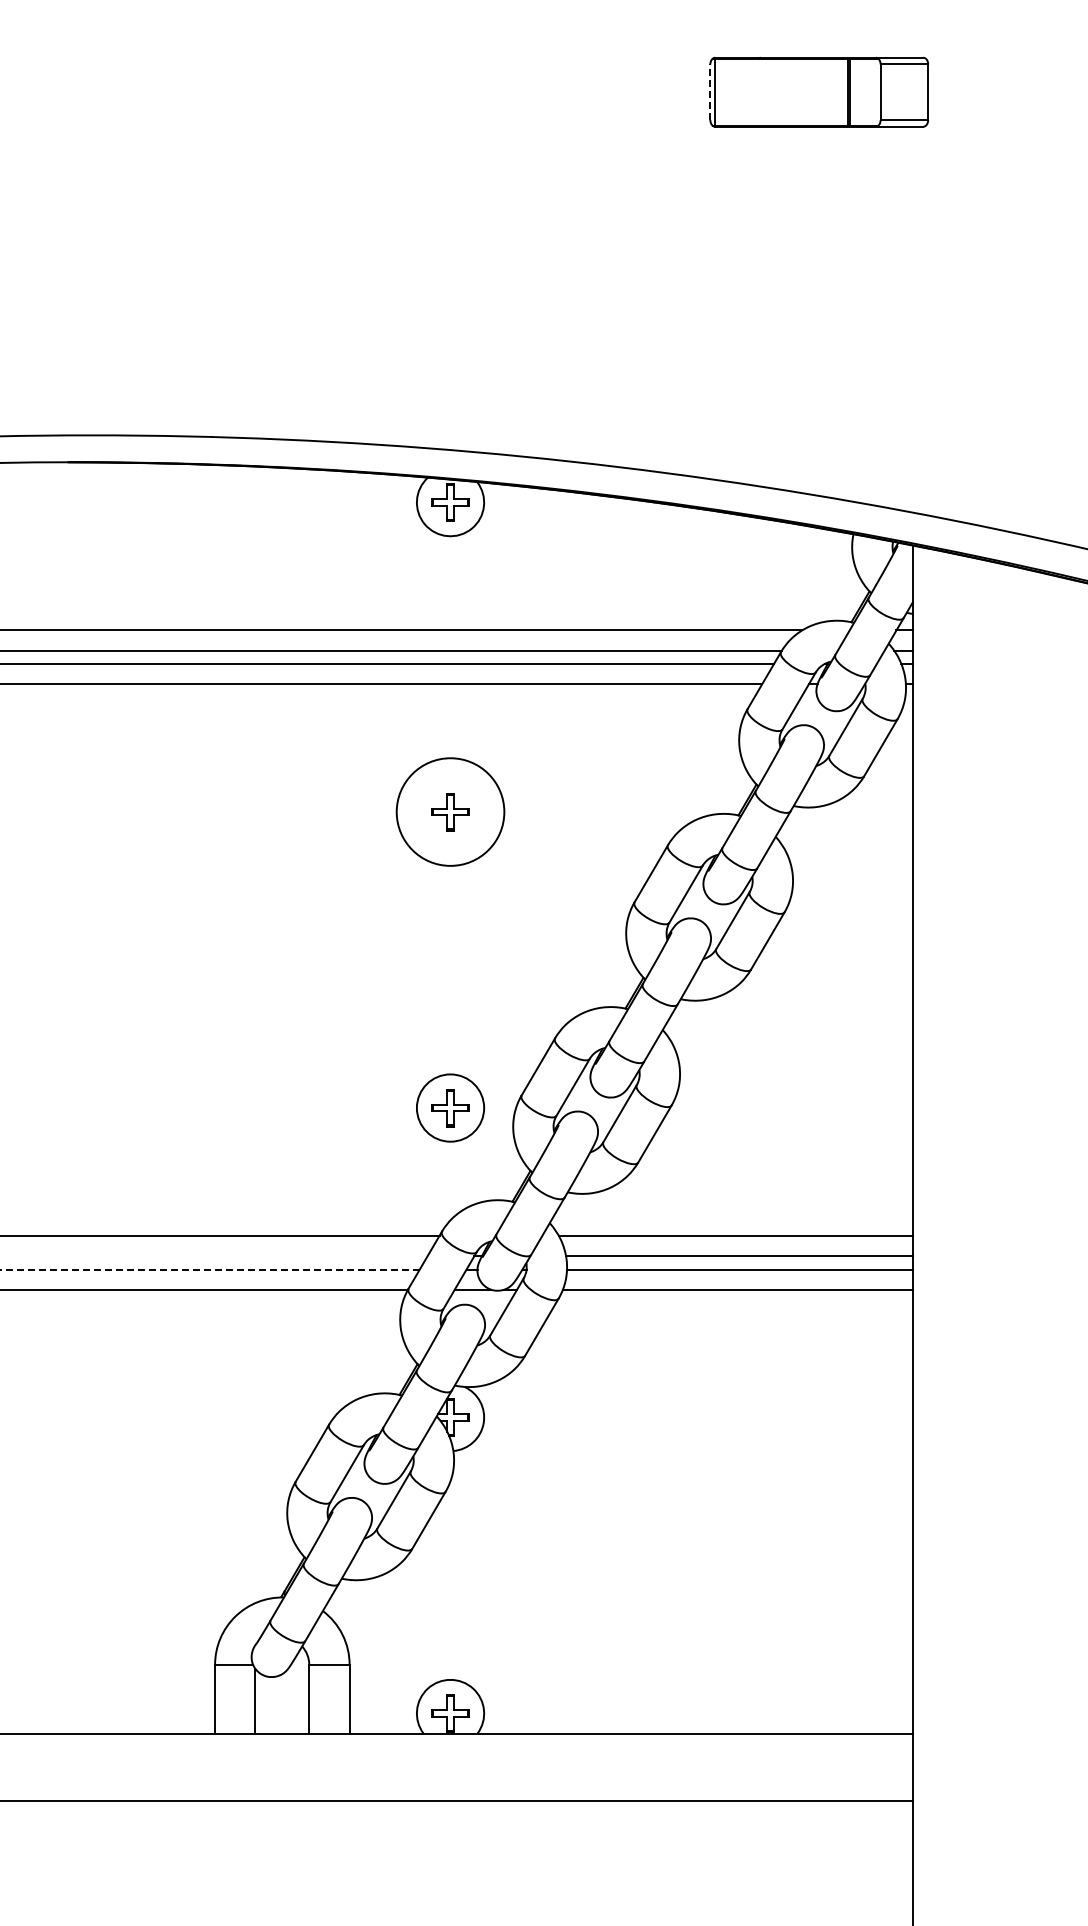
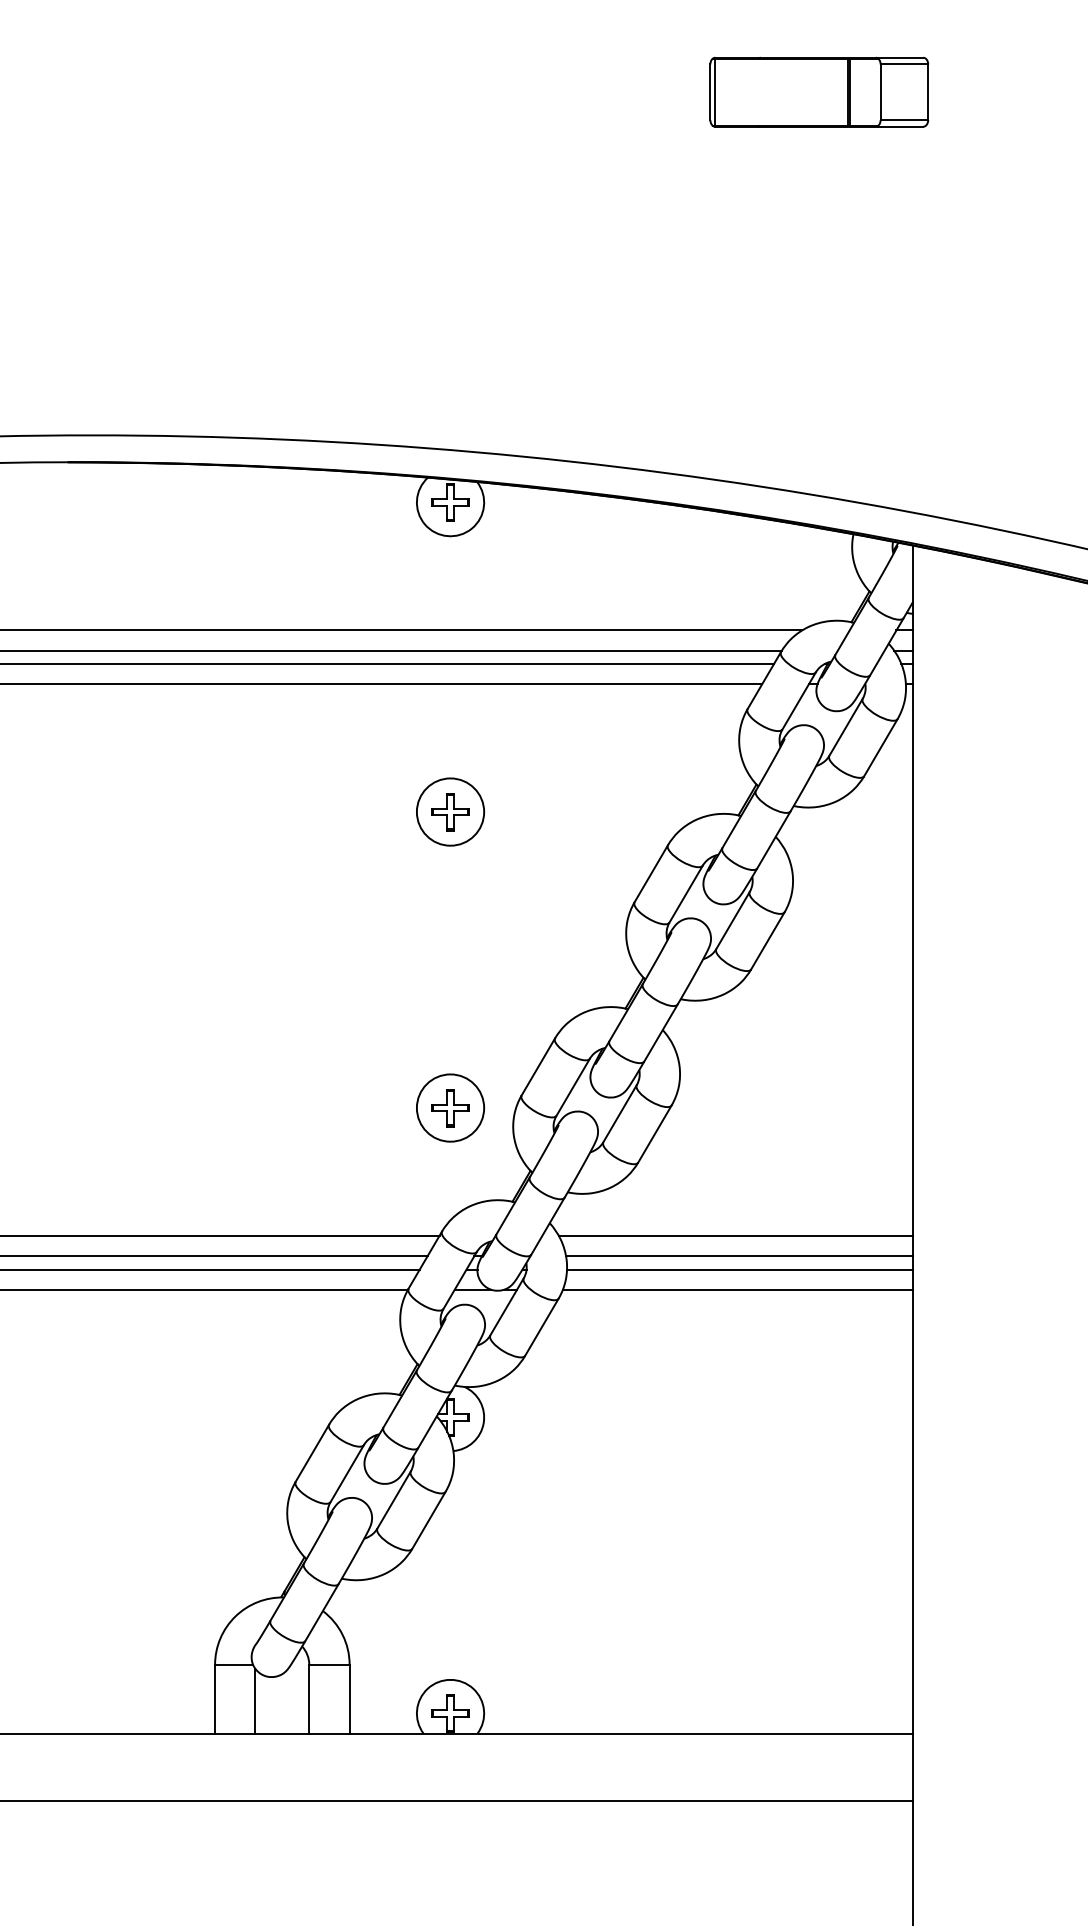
line: dashed -> solid (710, 92)
circle diameter: 108 px -> 67 px (450, 811)
line: none -> present (214, 1256)
line: dashed -> solid (209, 1269)
